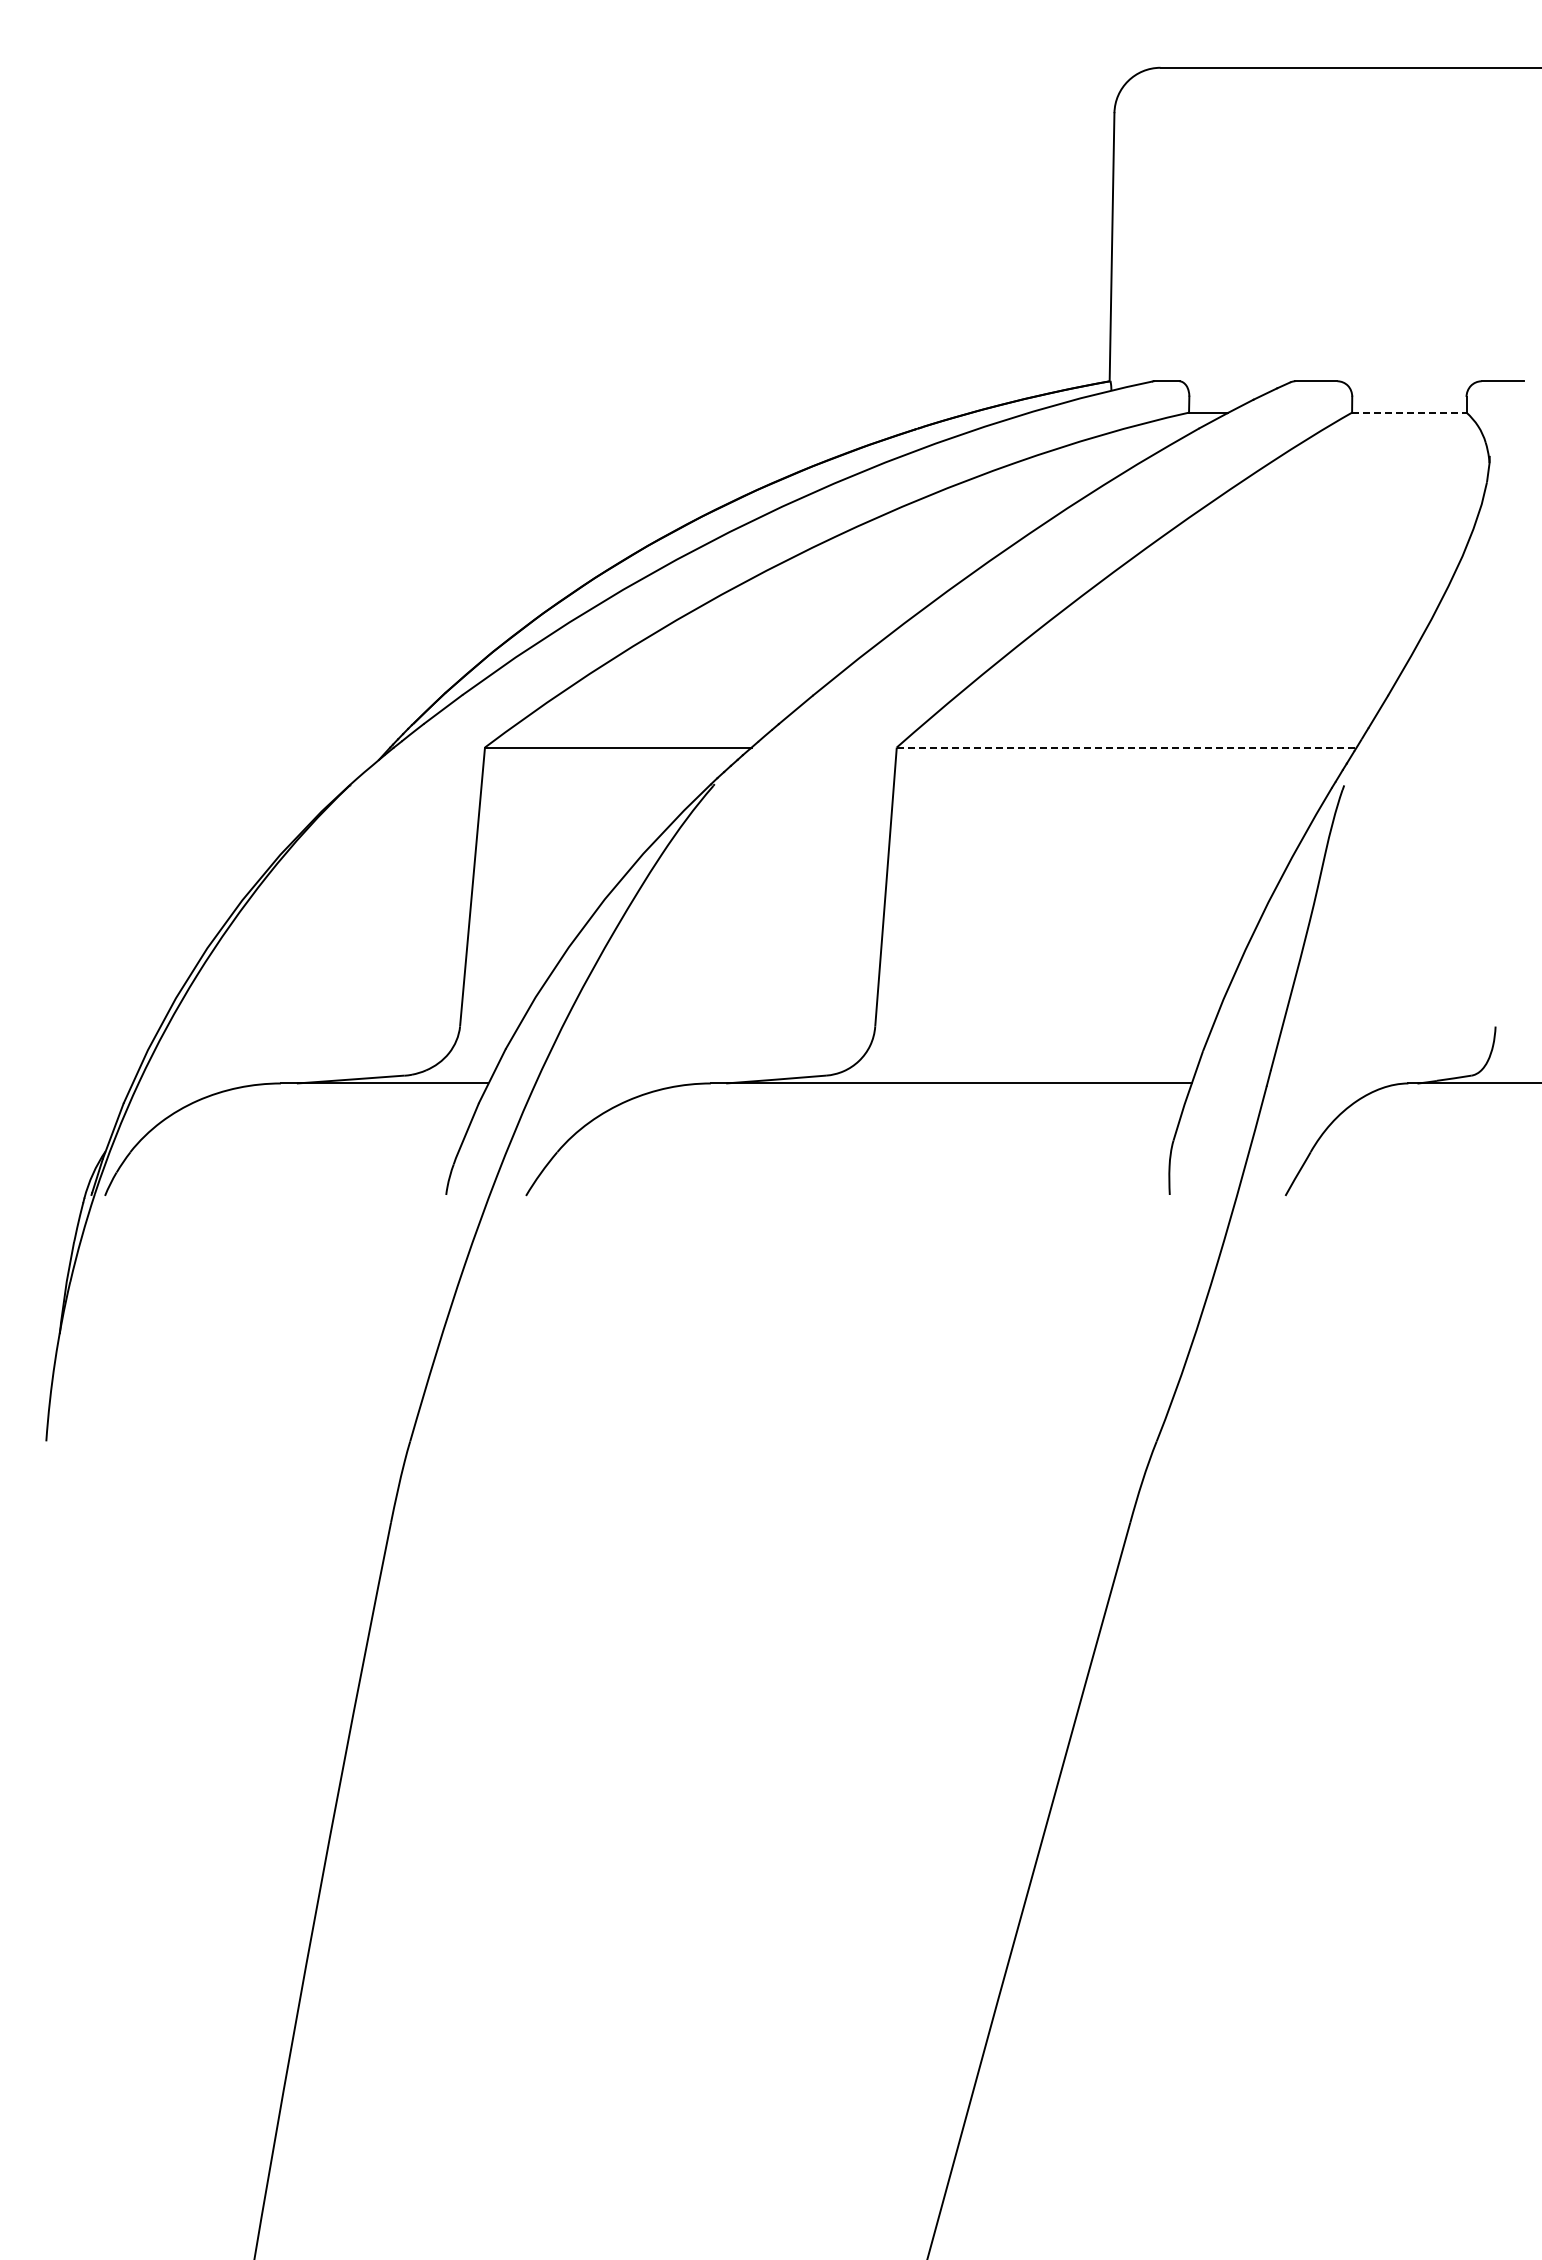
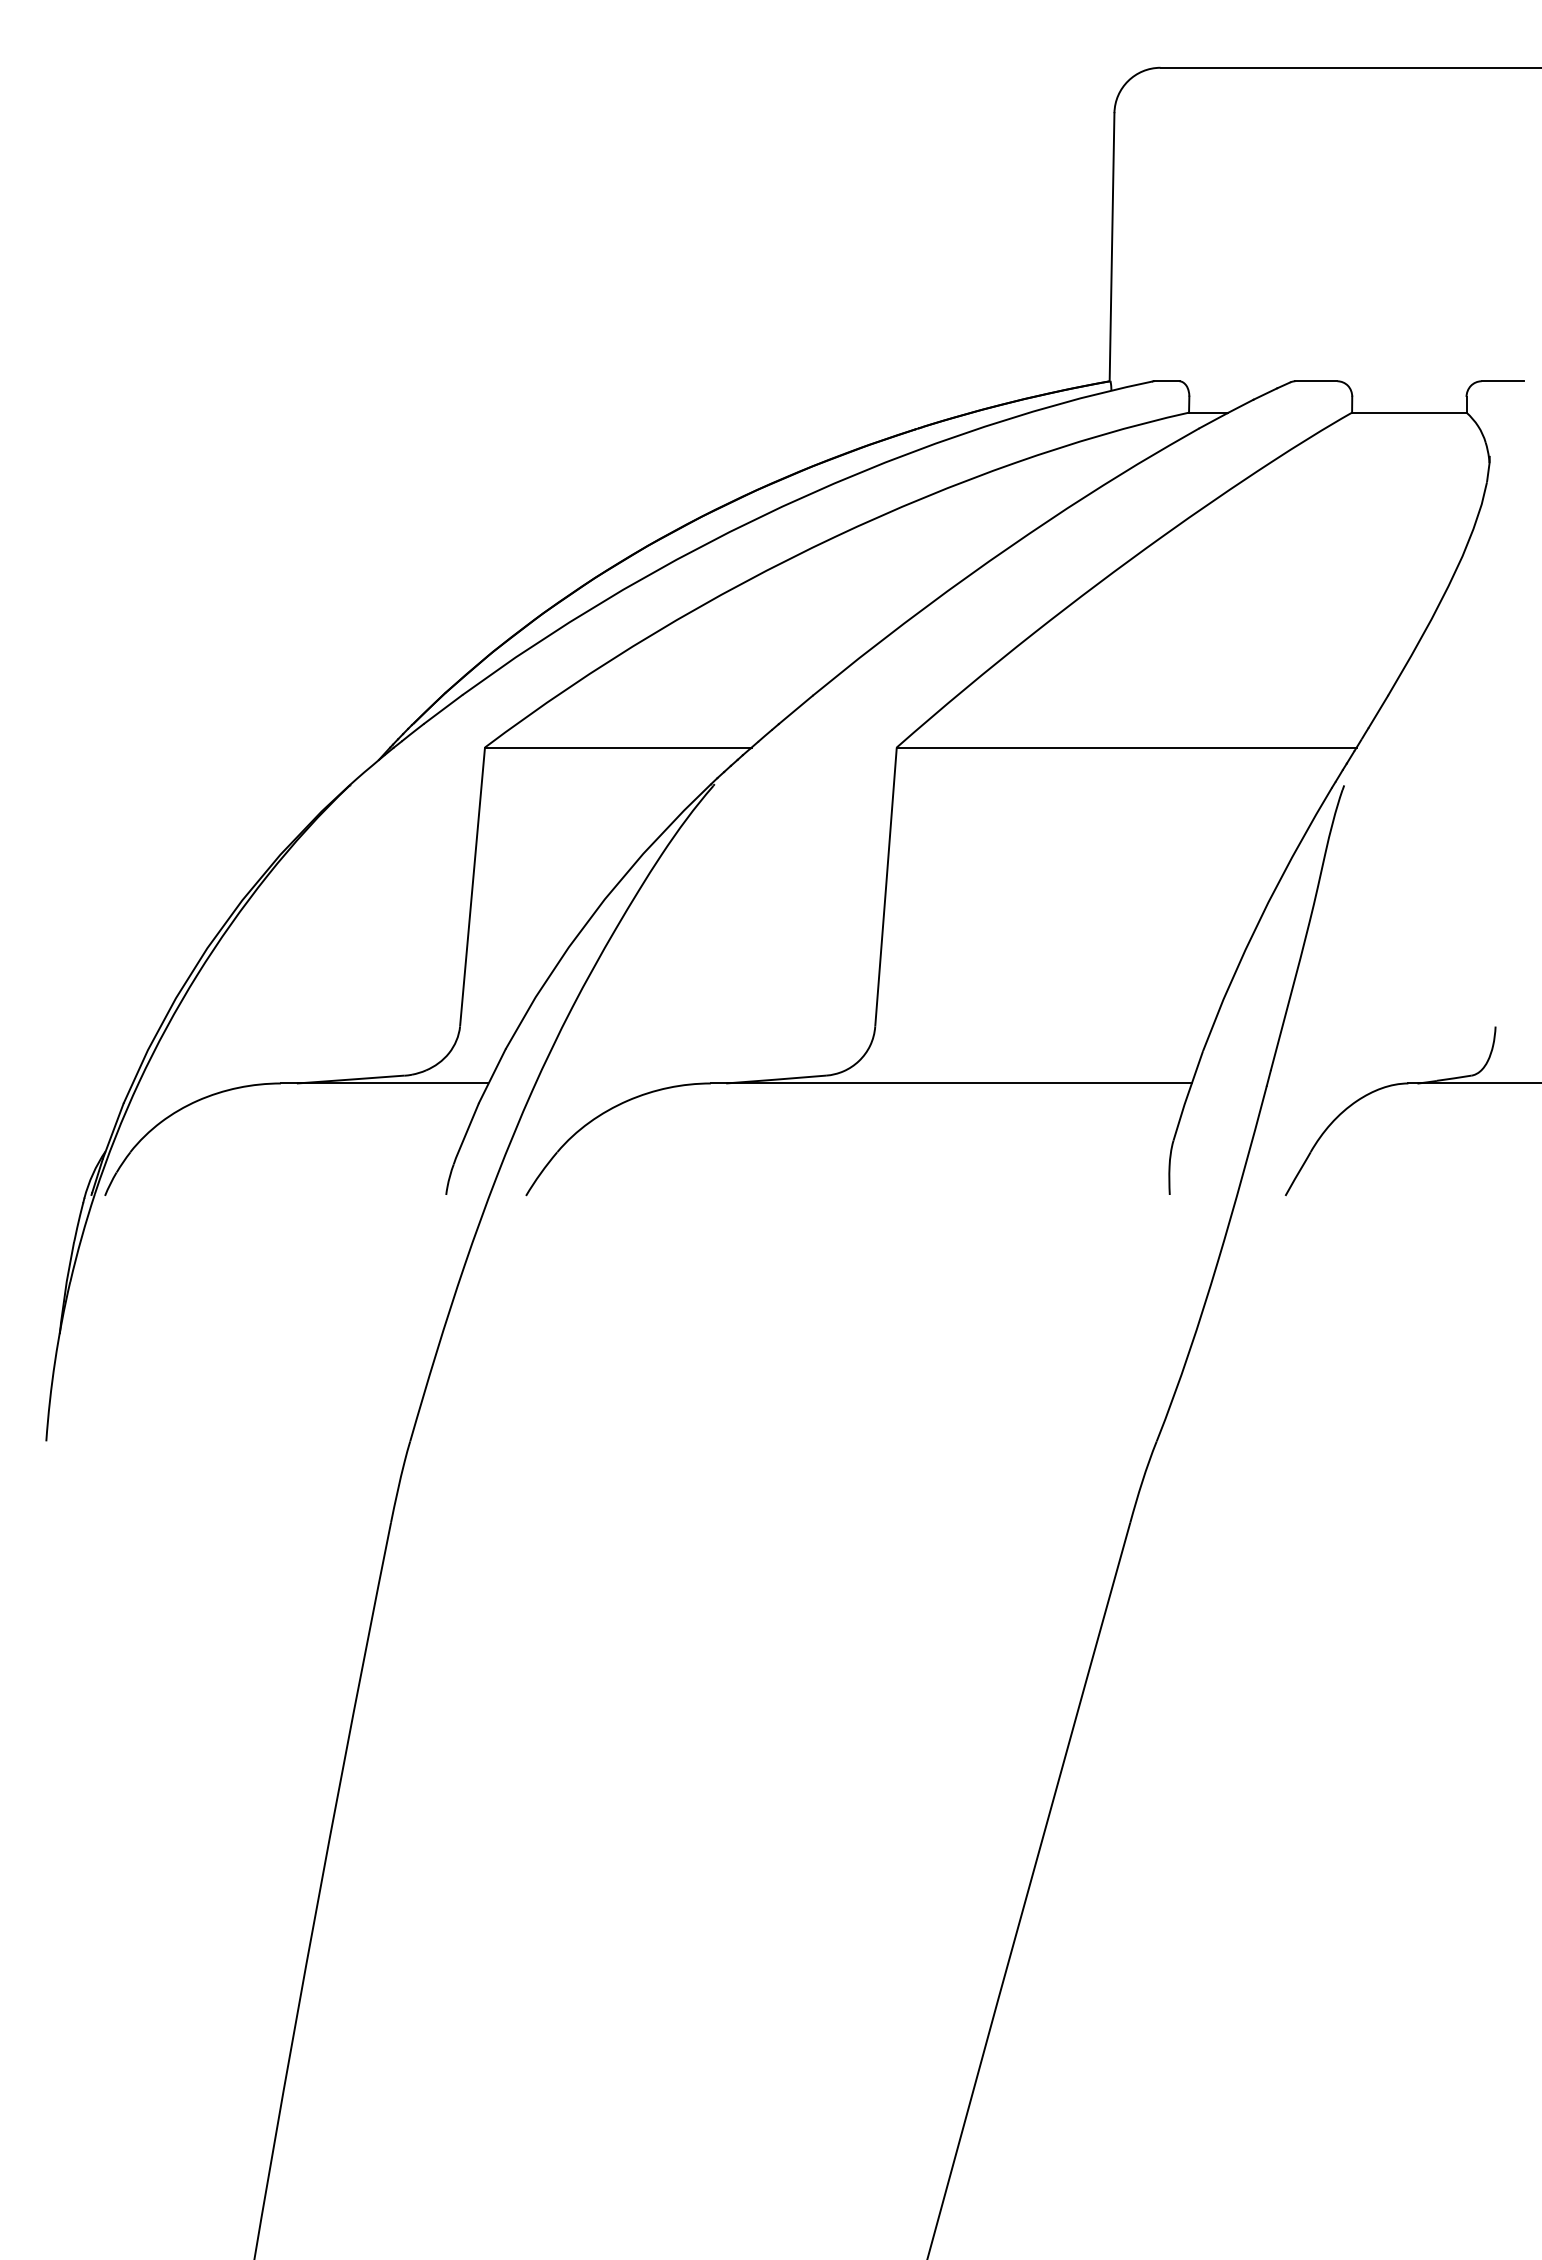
line: dashed -> solid (1409, 412)
line: dashed -> solid (1126, 747)
